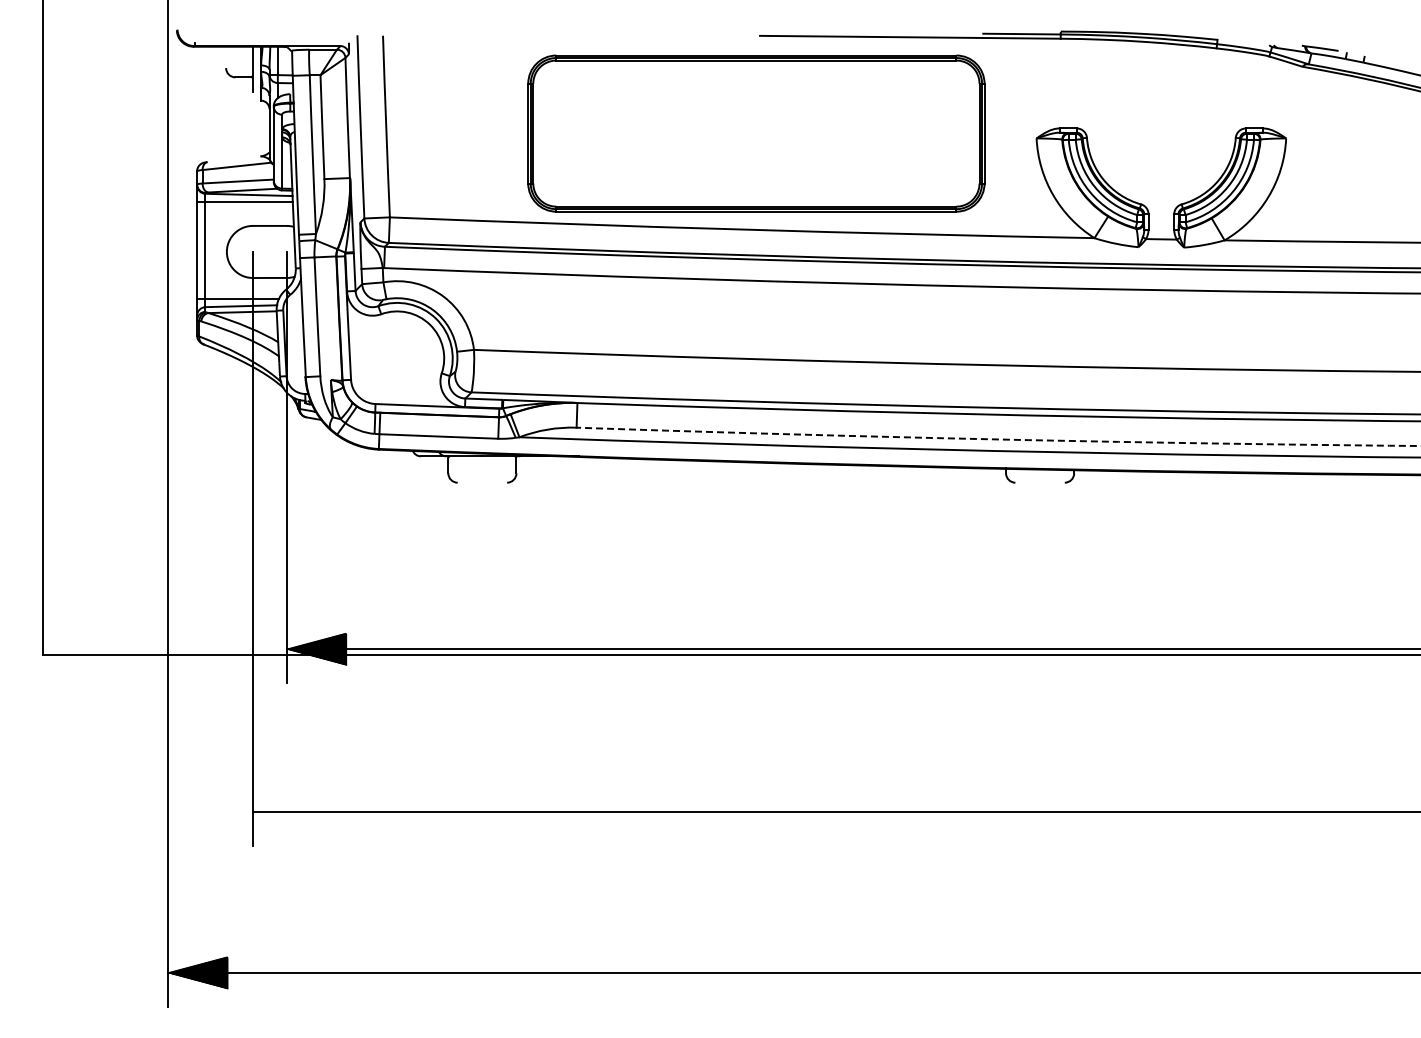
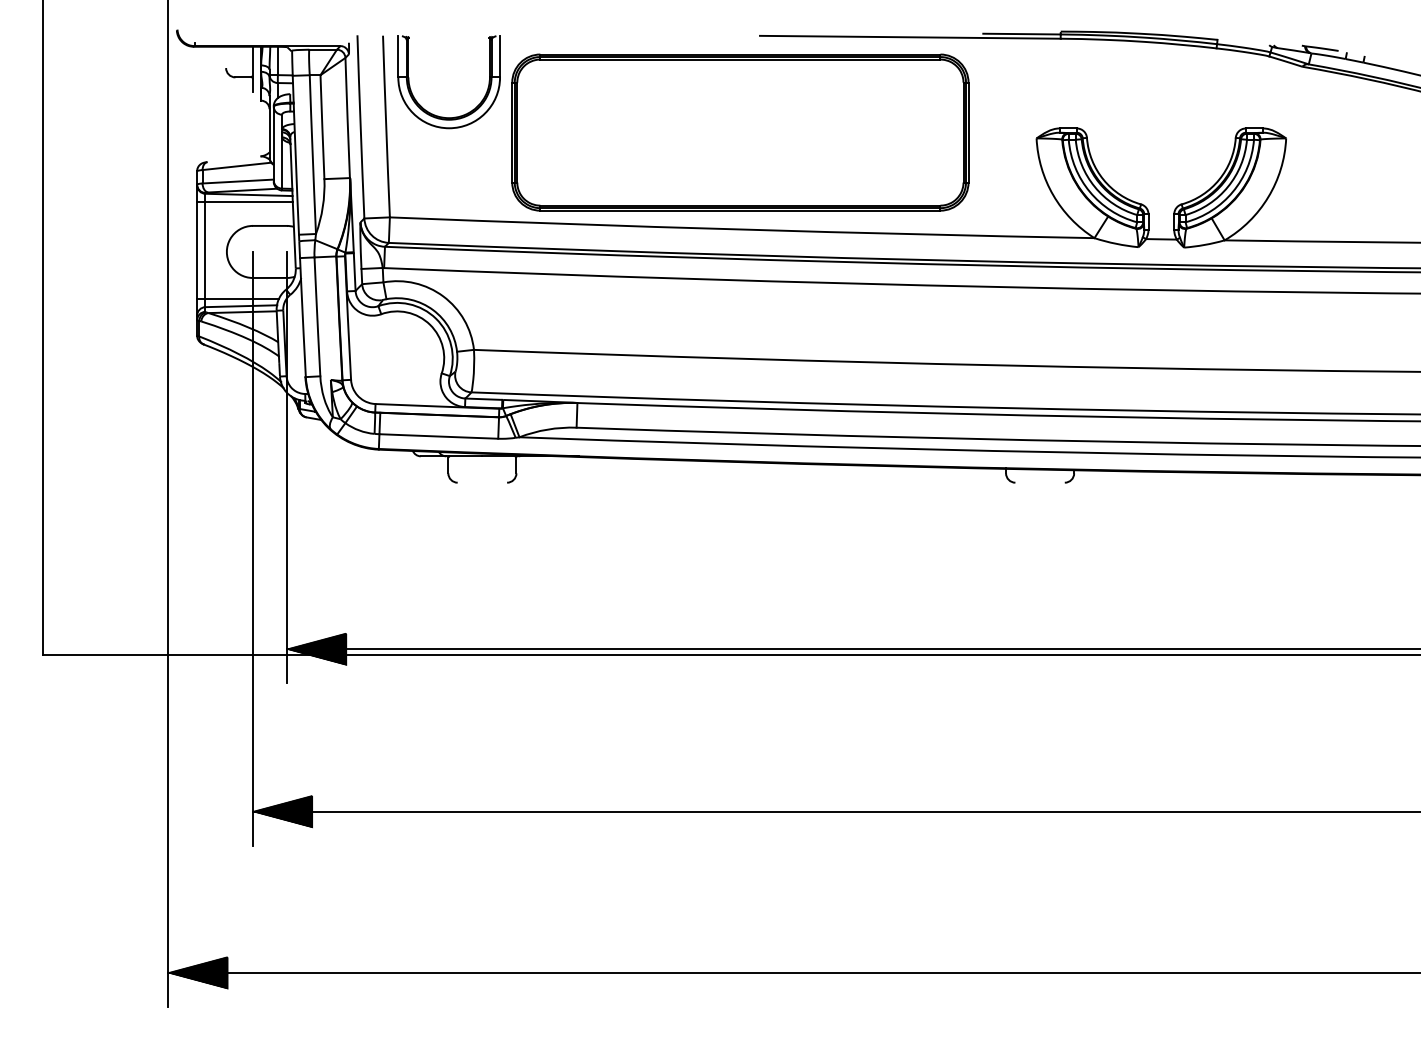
part: none -> present (443, 116)
part position: (756, 133) -> (740, 132) (740, 132)
arc: dashed -> solid (998, 439)
hatch: none -> present (282, 811)
